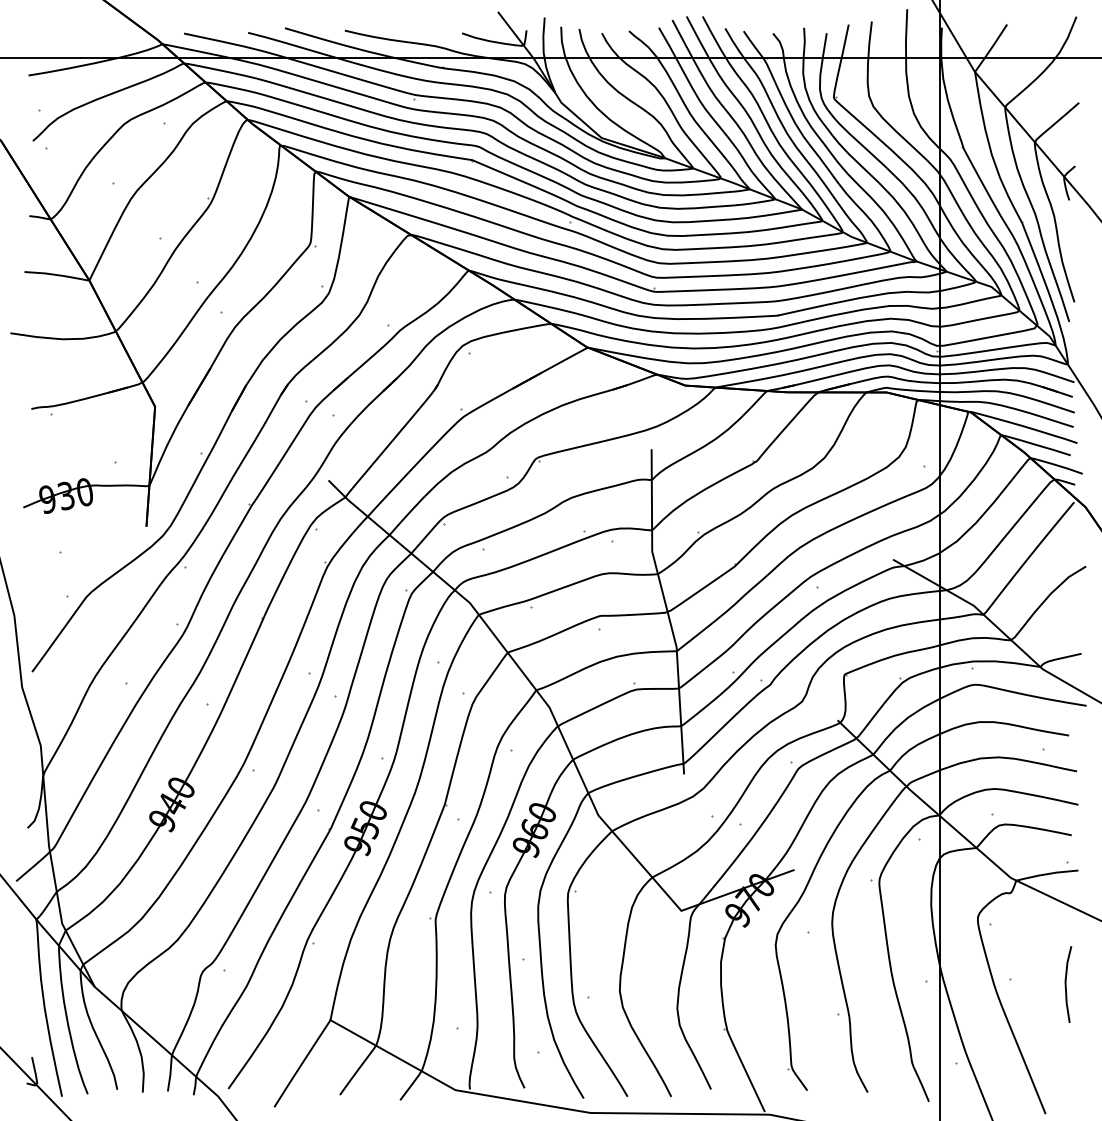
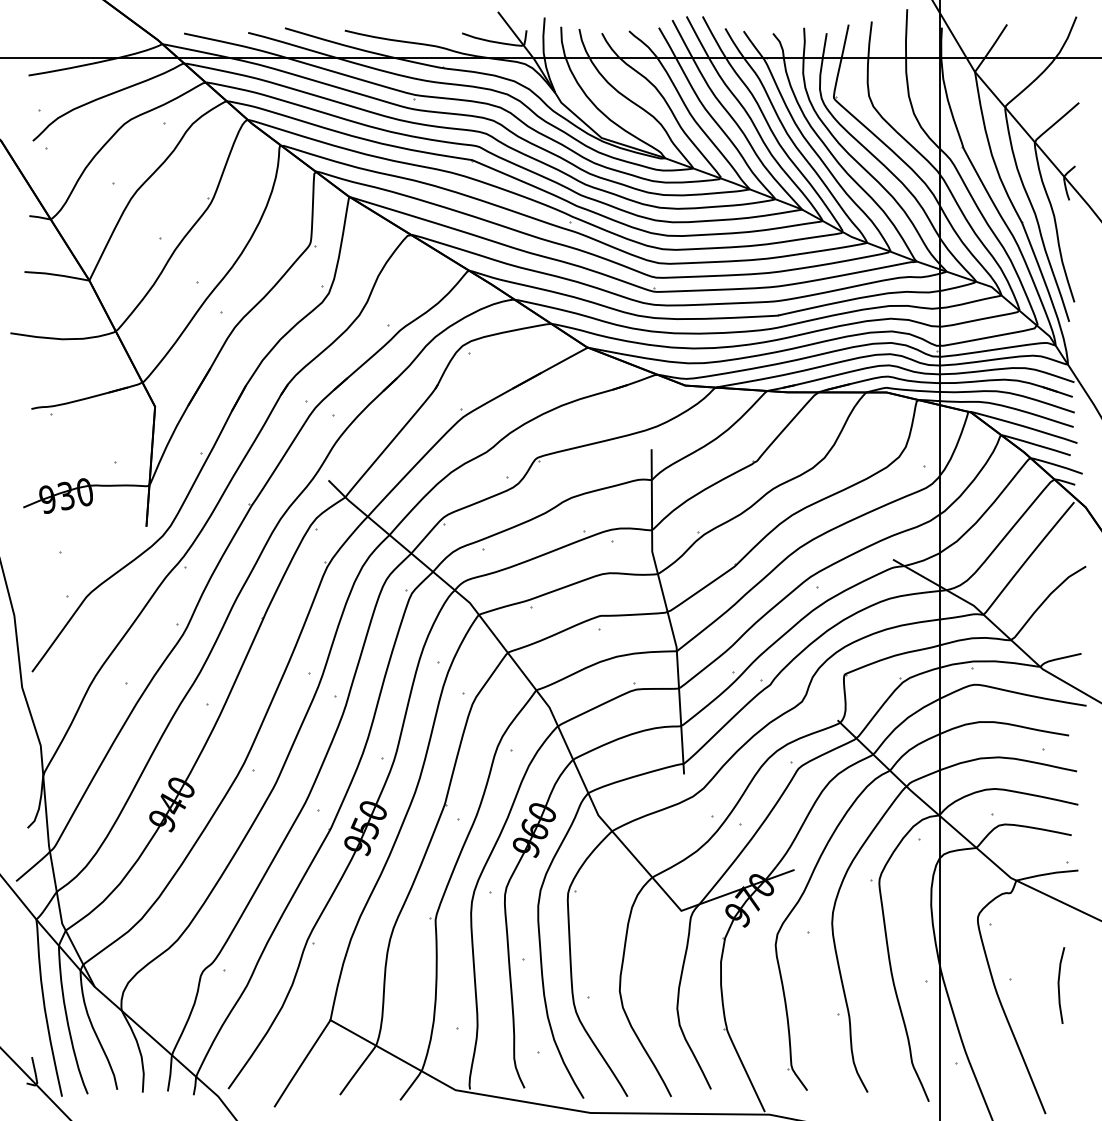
line position: (1066, 984) -> (1059, 985) (1059, 985)
